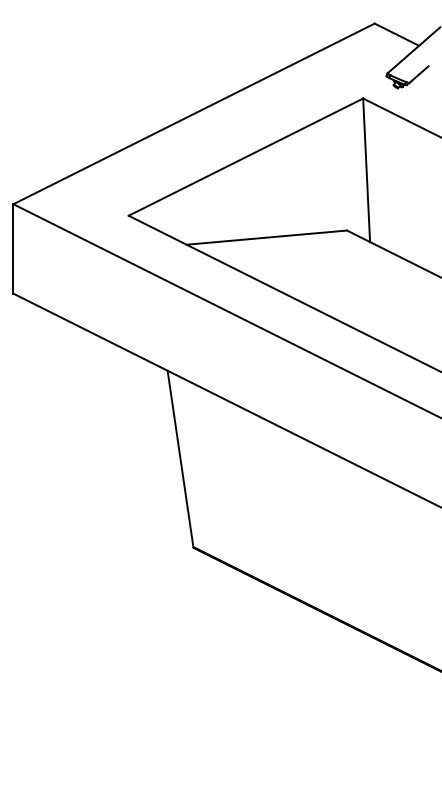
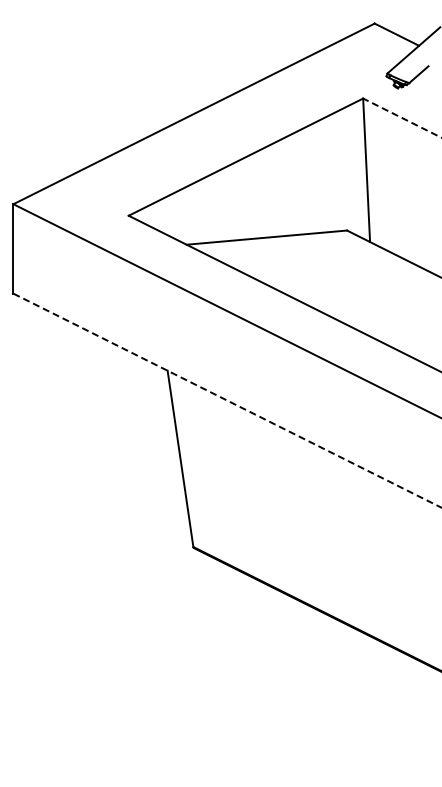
line: solid -> dashed (402, 118)
line: solid -> dashed (227, 400)
